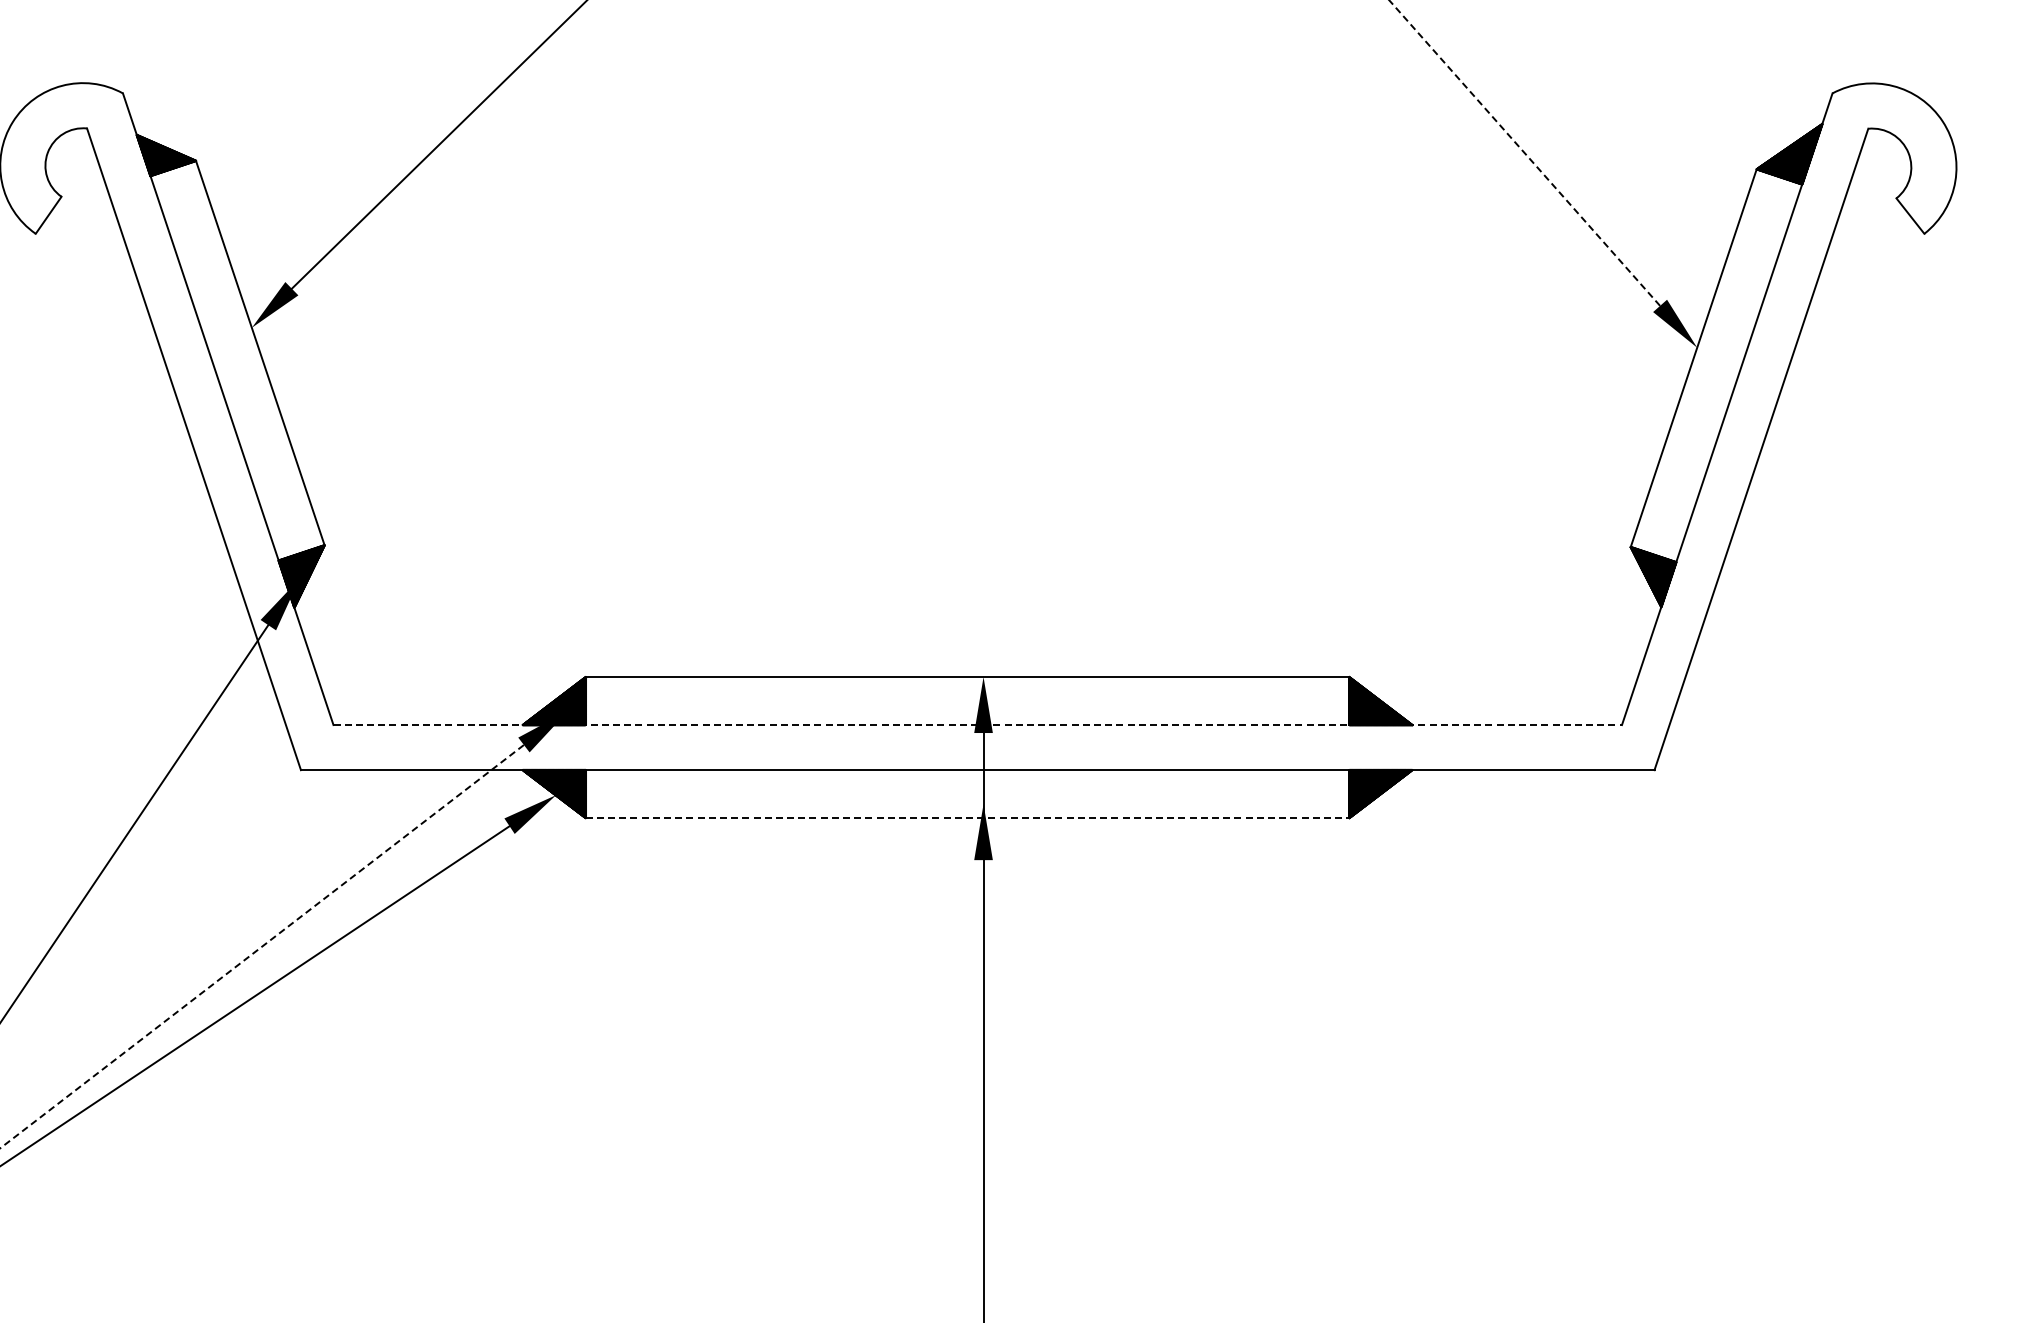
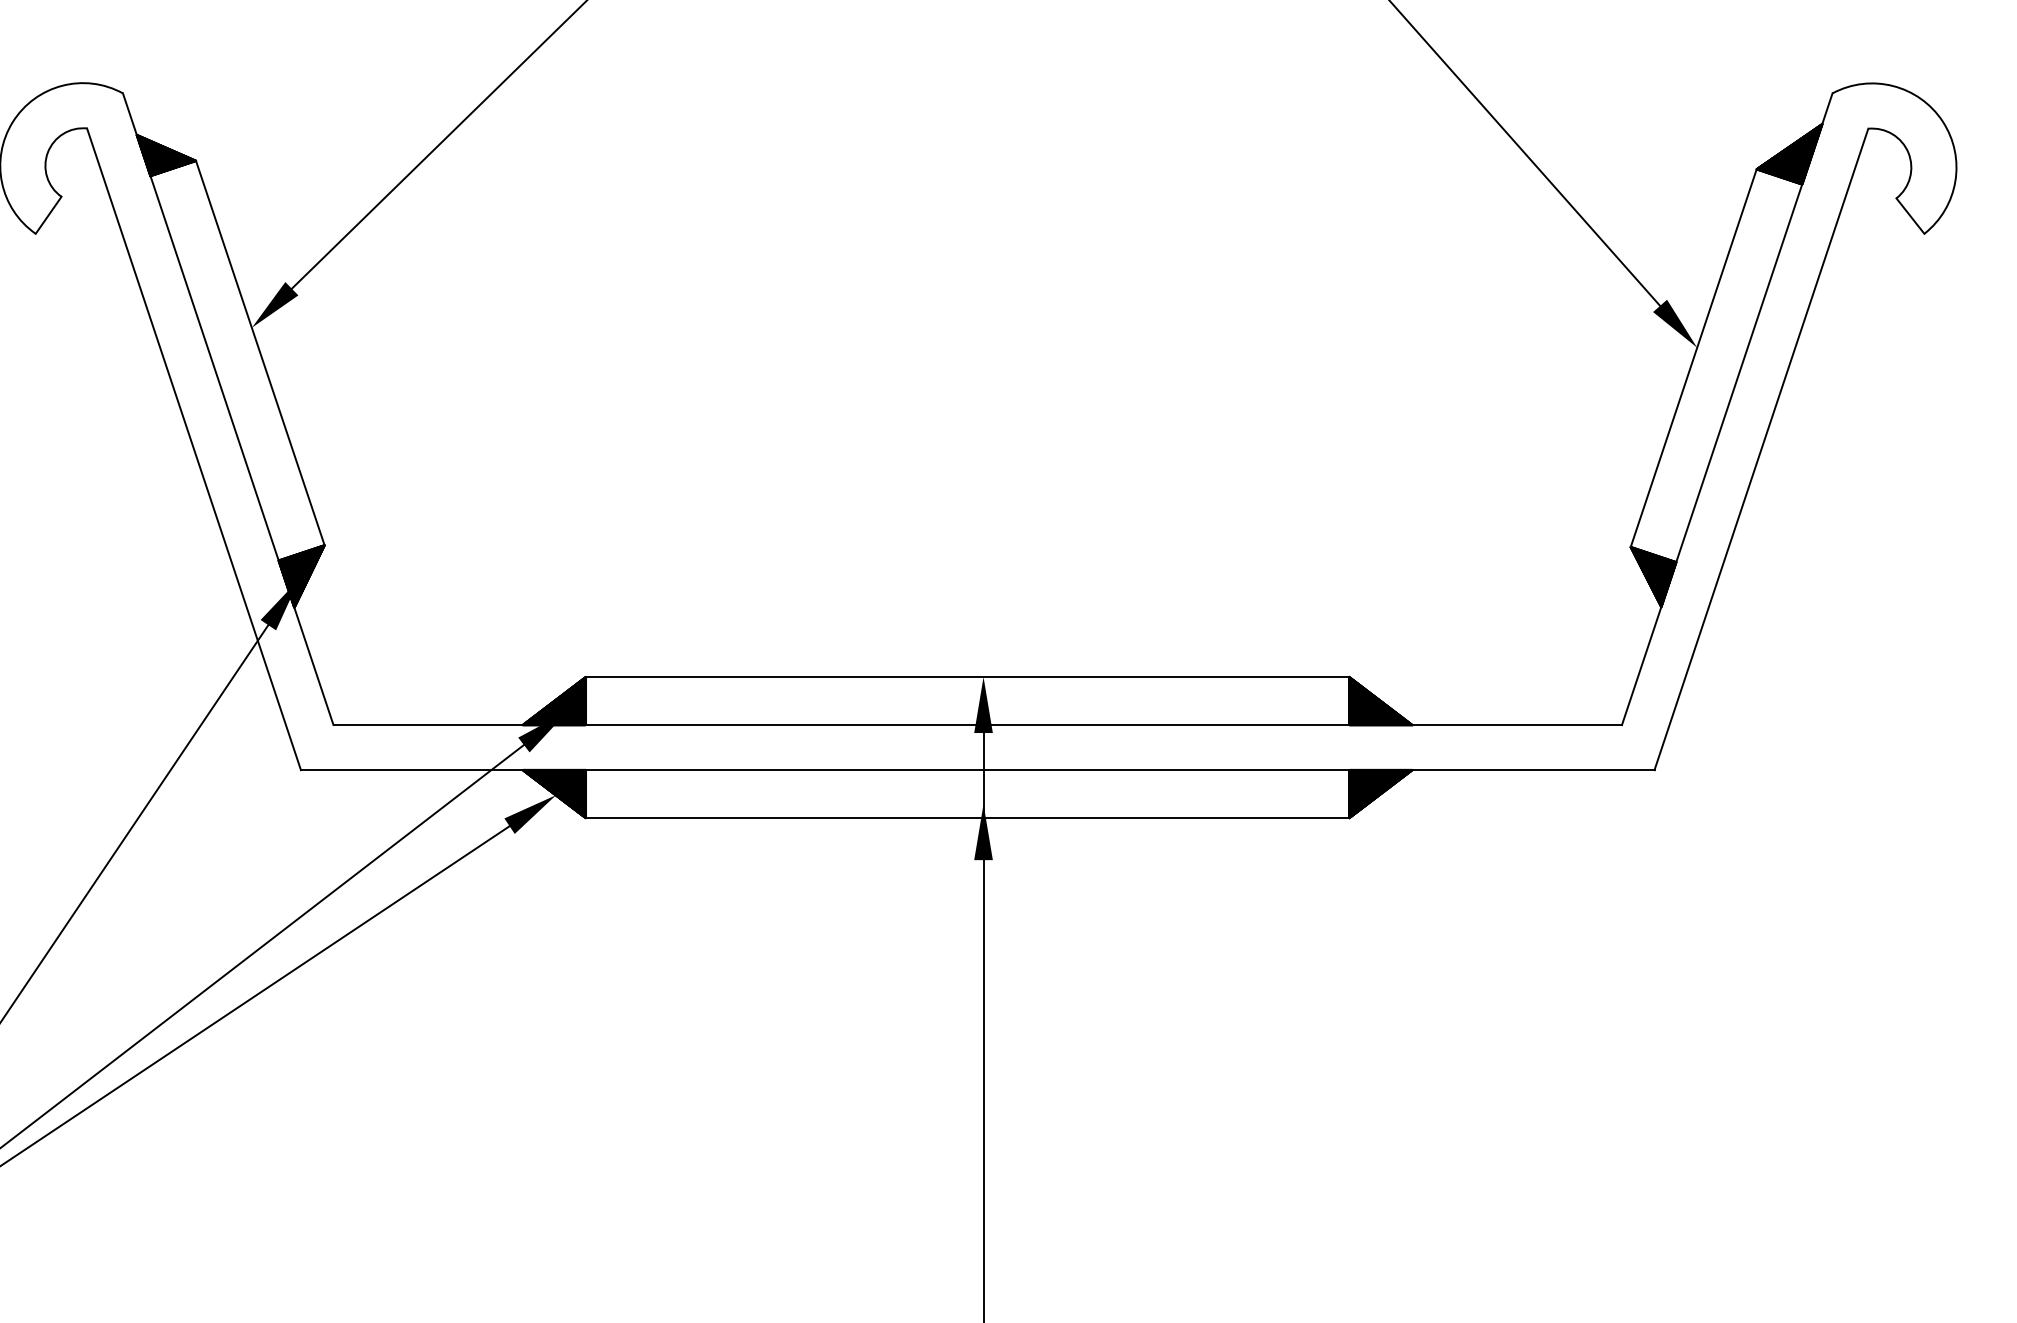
line: dashed -> solid (1524, 152)
line: dashed -> solid (978, 725)
line: dashed -> solid (967, 818)
line: dashed -> solid (261, 946)
